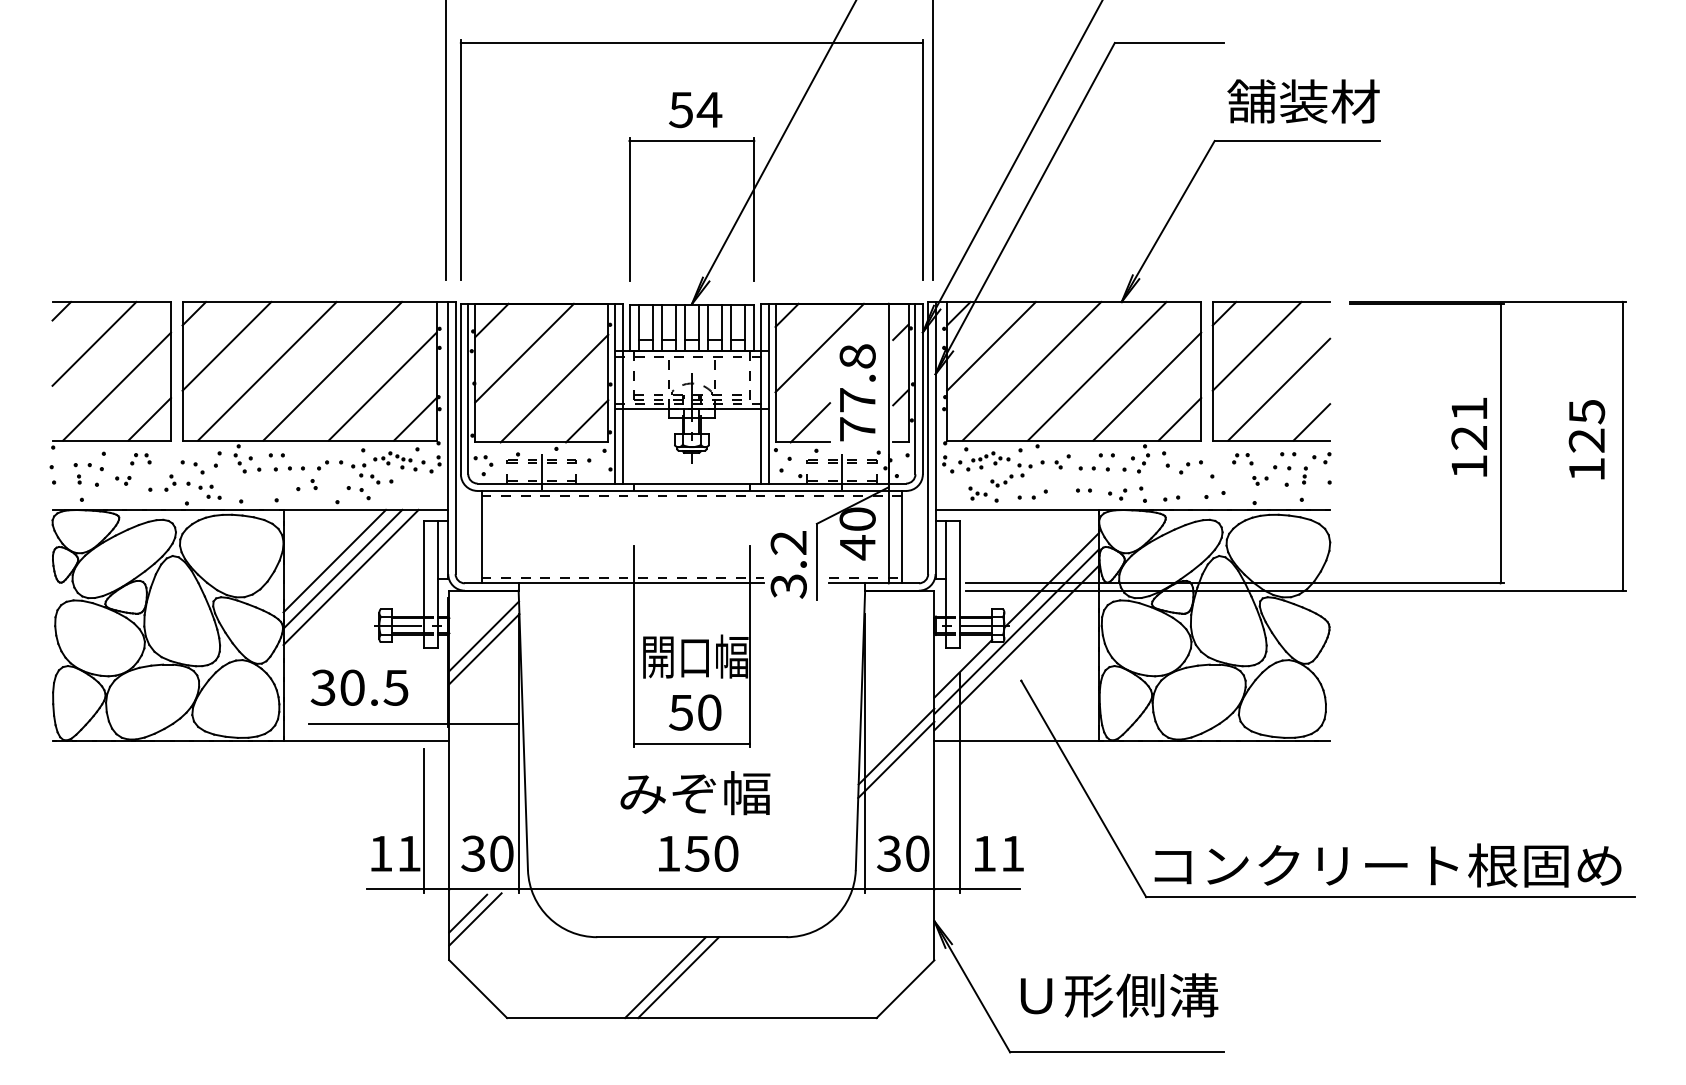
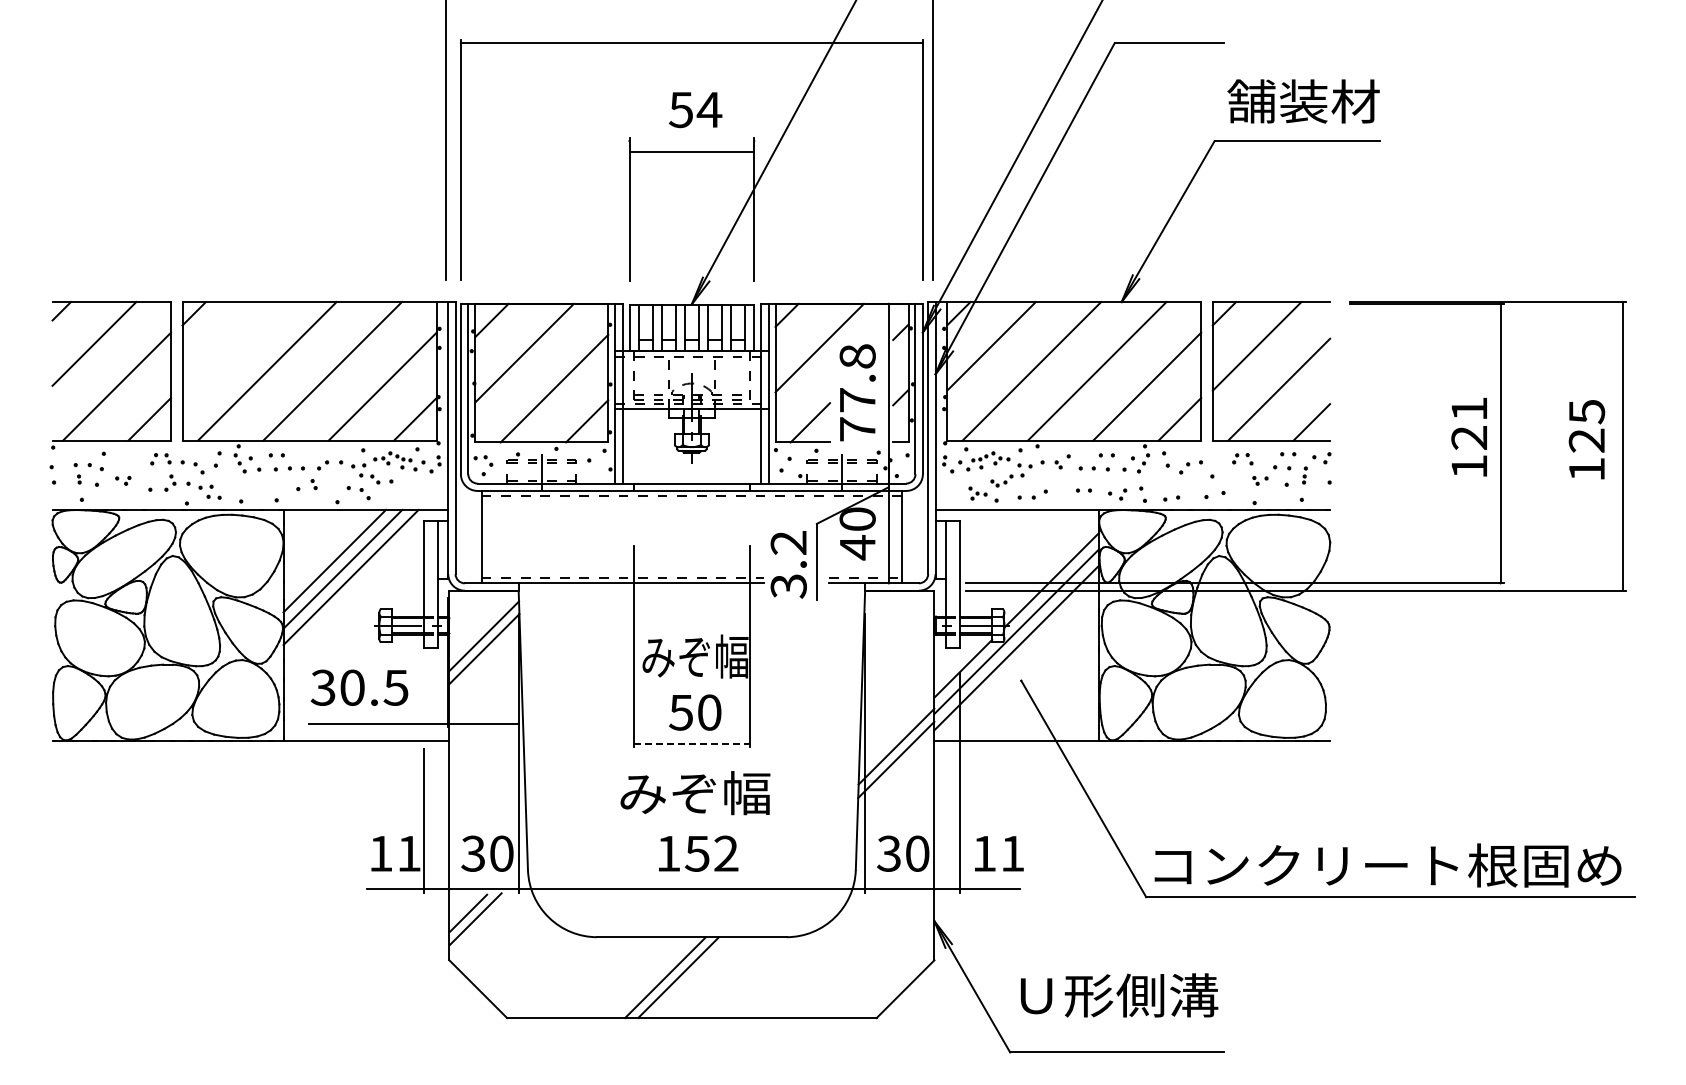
line position: (691, 141) -> (691, 152) (691, 152)
line: present -> none (226, 346)
part position: (140, 459) -> (160, 459) (160, 459)
text: 開口幅 -> みぞ幅 (676, 657)
line: solid -> dashed (691, 743)
text: 150 -> 152 (726, 853)
